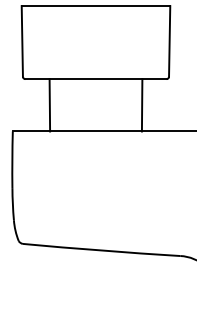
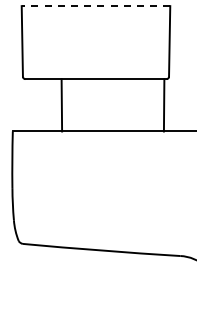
line: solid -> dashed (95, 6)
line position: (49, 105) -> (61, 105) (61, 105)
line position: (141, 105) -> (163, 105) (163, 105)
